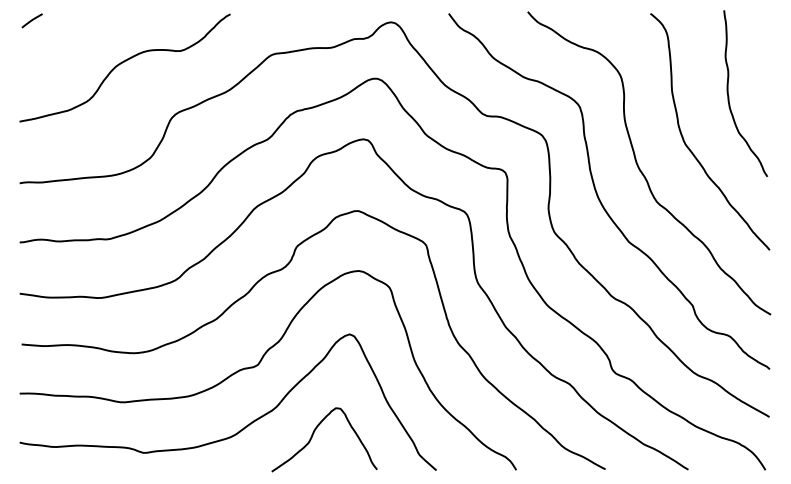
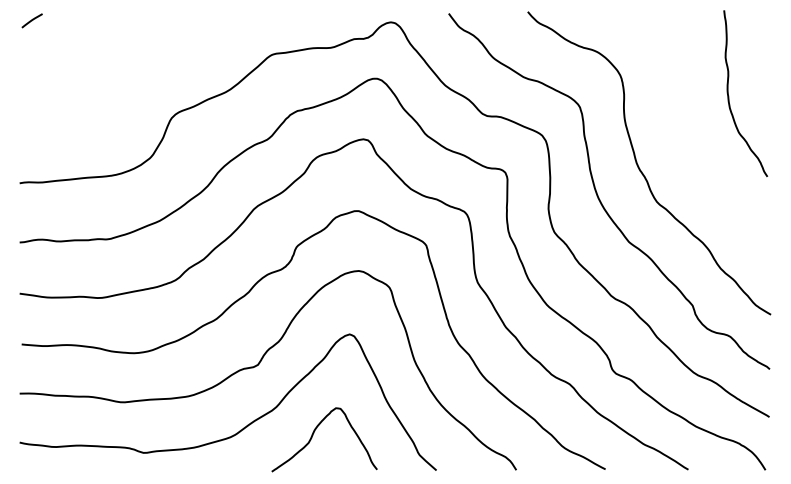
curve: present -> none (121, 64)
curve: present -> none (689, 147)
